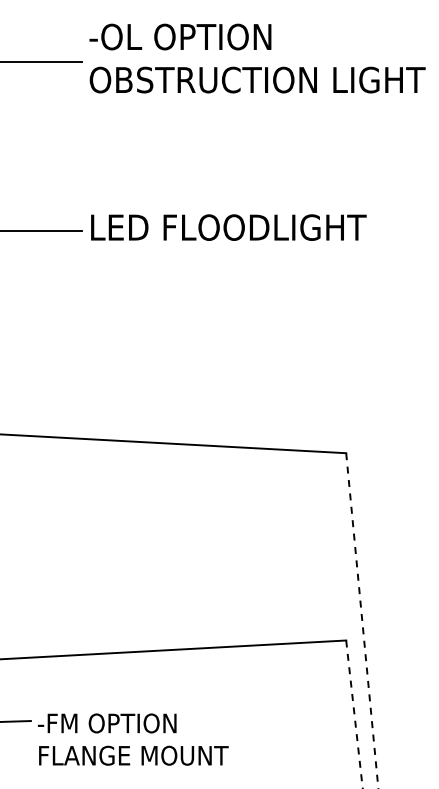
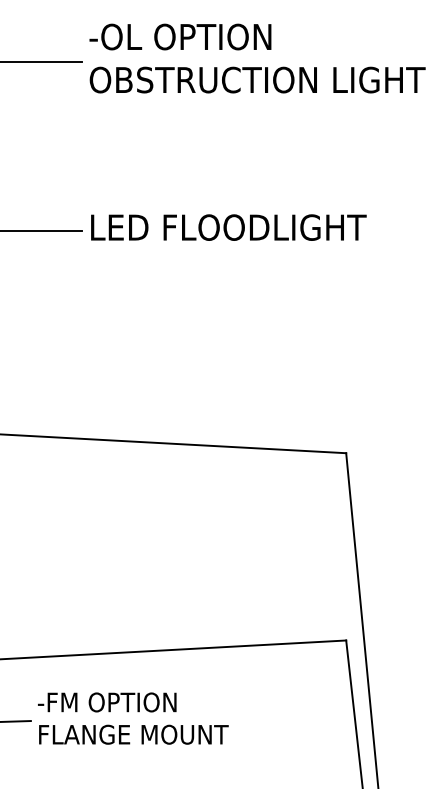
line: dashed -> solid (362, 621)
line: dashed -> solid (354, 714)
text position: (133, 739) -> (133, 718) (133, 718)
